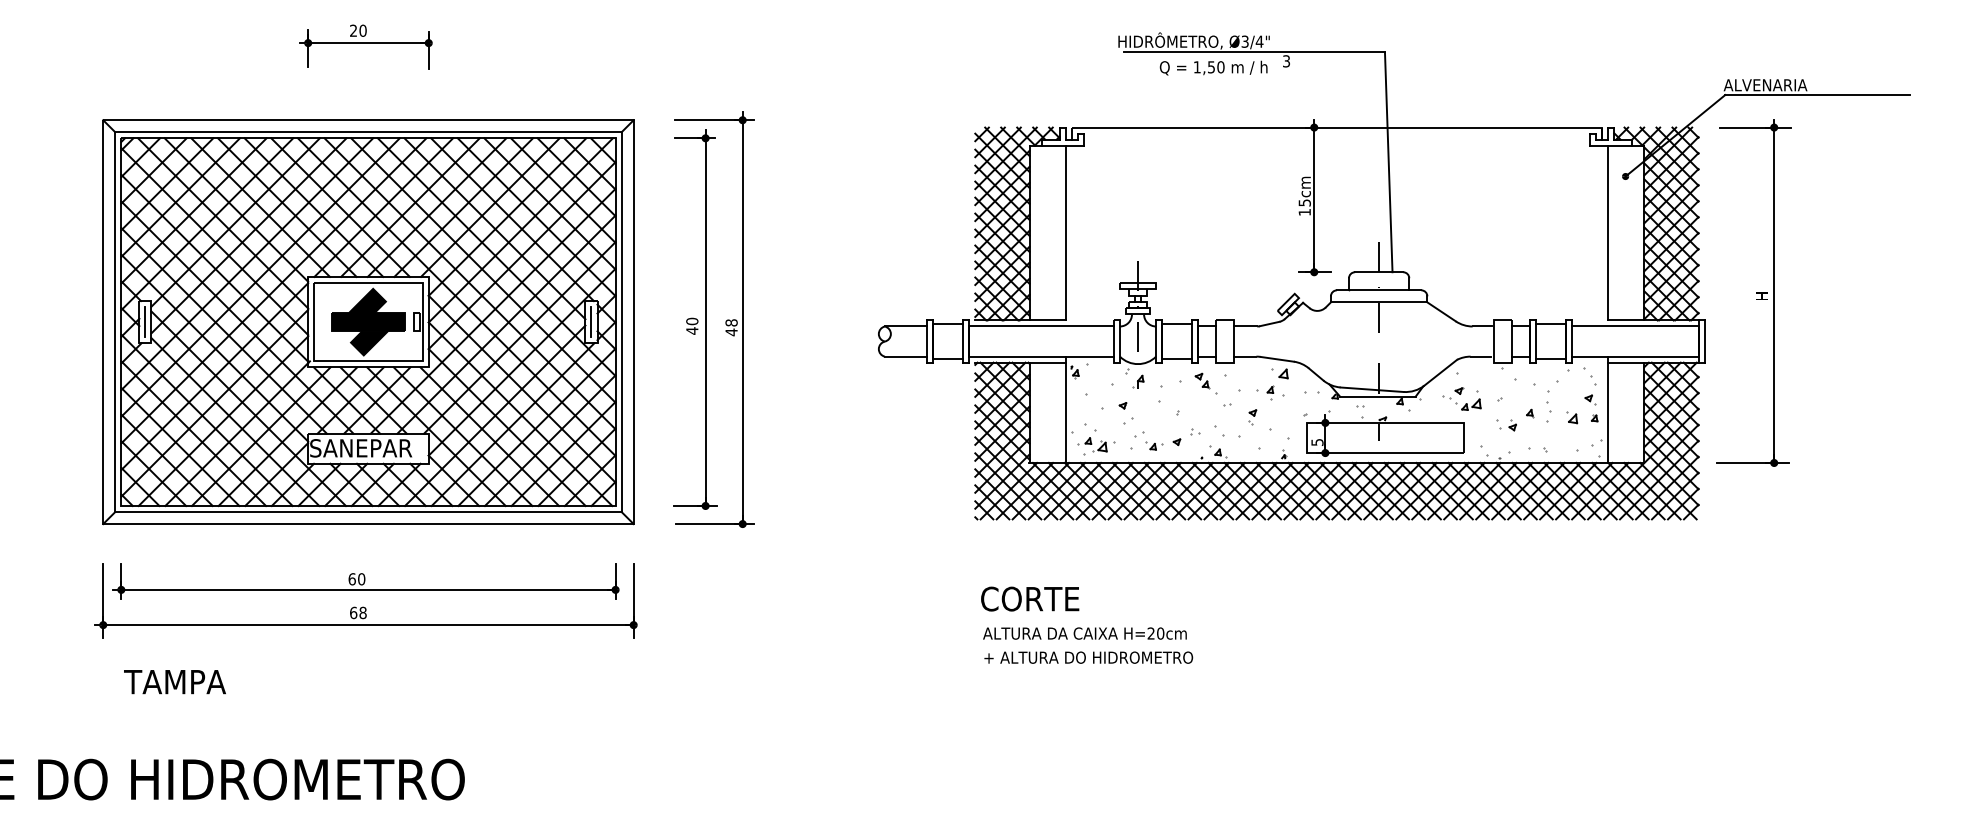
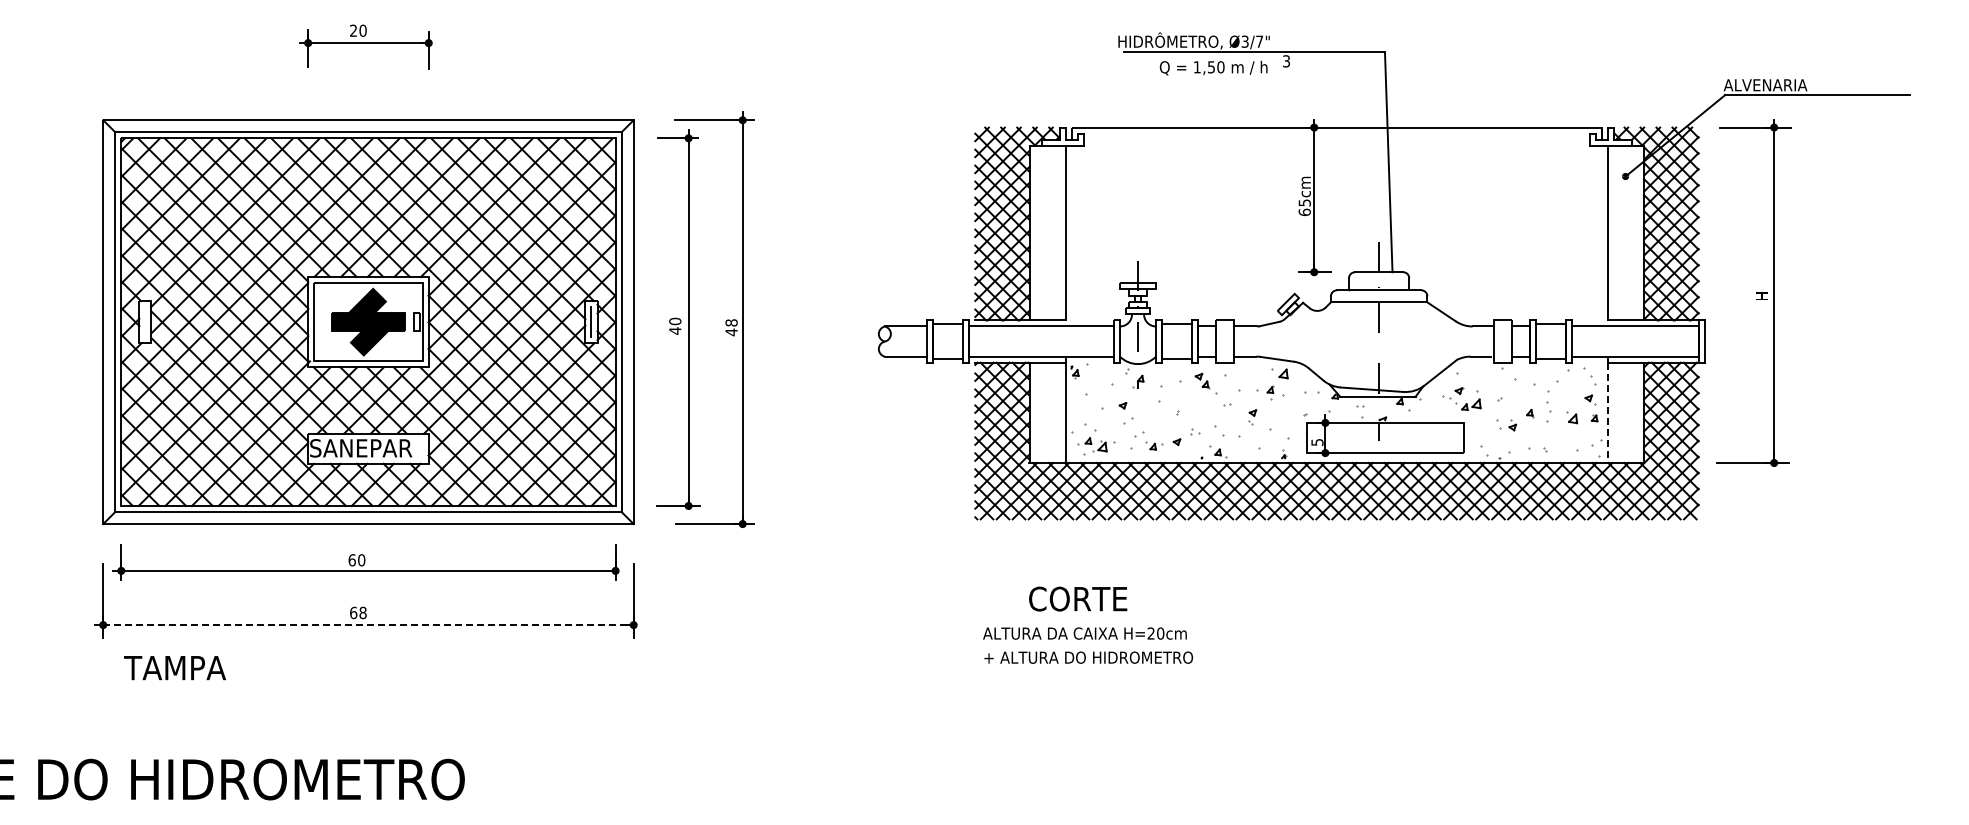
text: Ø3/4" -> Ø3/7" (1259, 41)
text: 15cm -> 65cm (1304, 211)
part position: (695, 319) -> (678, 319) (678, 319)
line: present -> none (145, 322)
line: solid -> dashed (1608, 413)
part position: (365, 581) -> (365, 562) (365, 562)
text position: (1030, 598) -> (1078, 598) (1078, 598)
line: solid -> dashed (368, 625)
text position: (174, 682) -> (174, 668) (174, 668)
